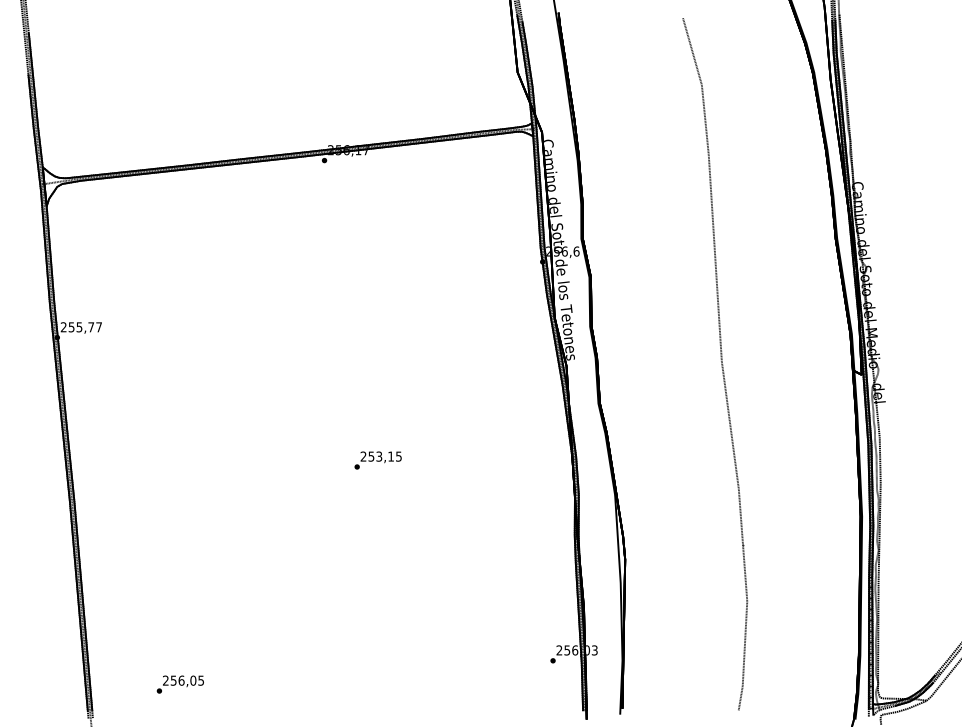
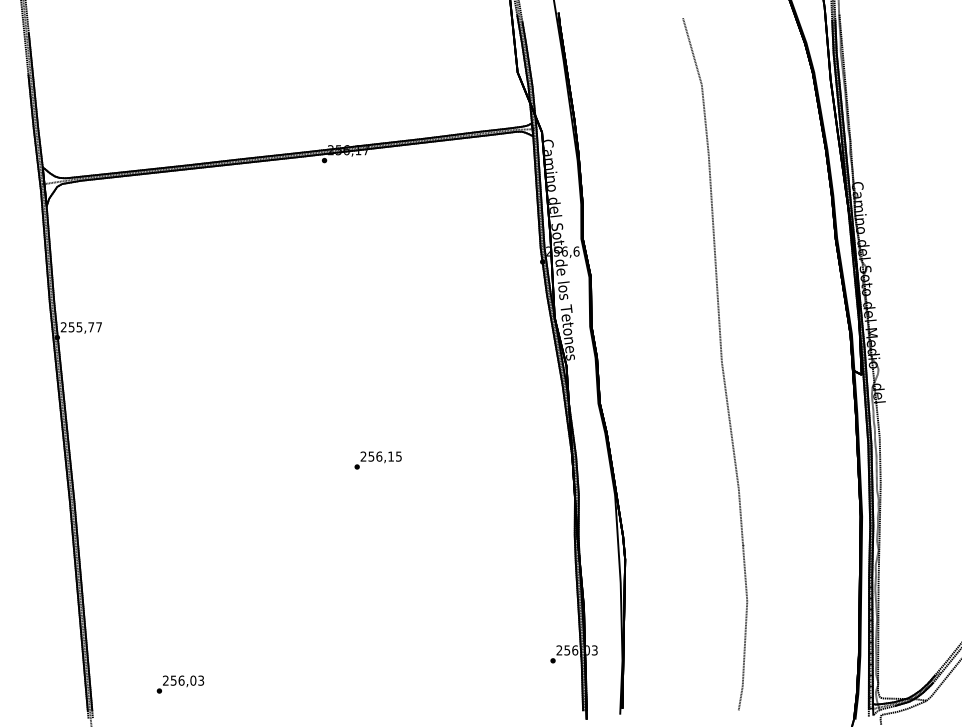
text: 253,15 -> 256,15 (379, 456)
text: 256,05 -> 256,03 (200, 679)
